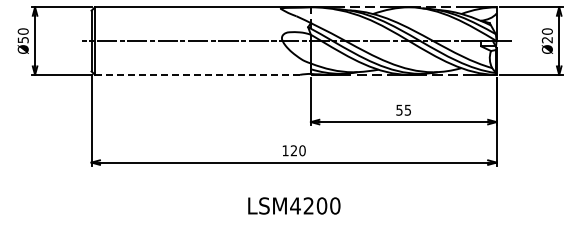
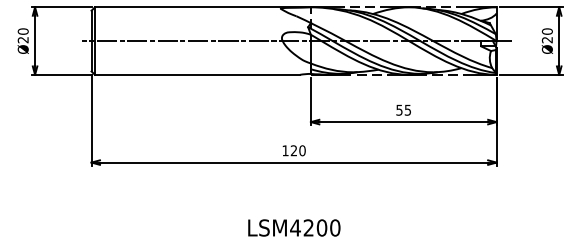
text: Ø50 -> Ø20 (22, 40)
line: dashed -> solid (197, 74)
text position: (294, 205) -> (294, 227) (294, 227)
